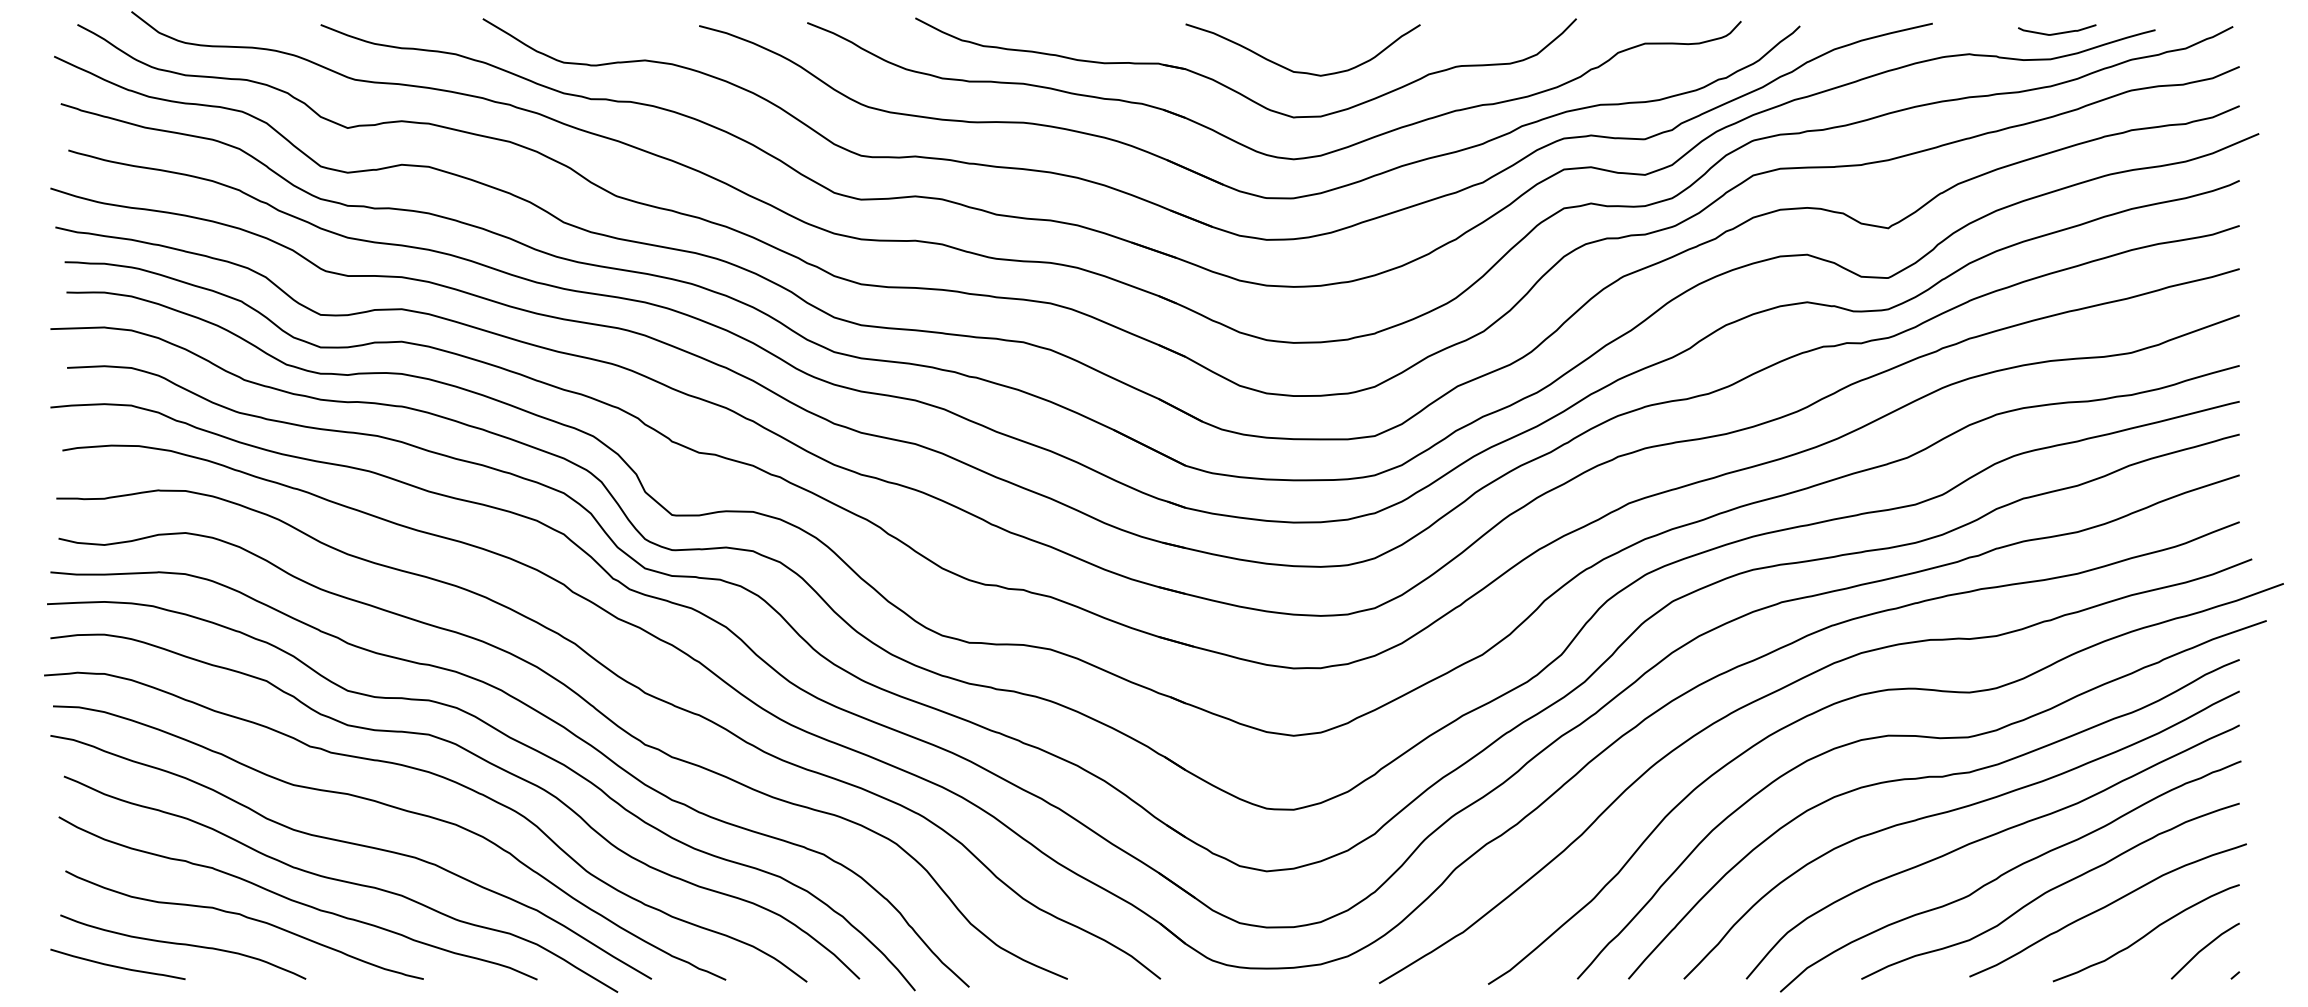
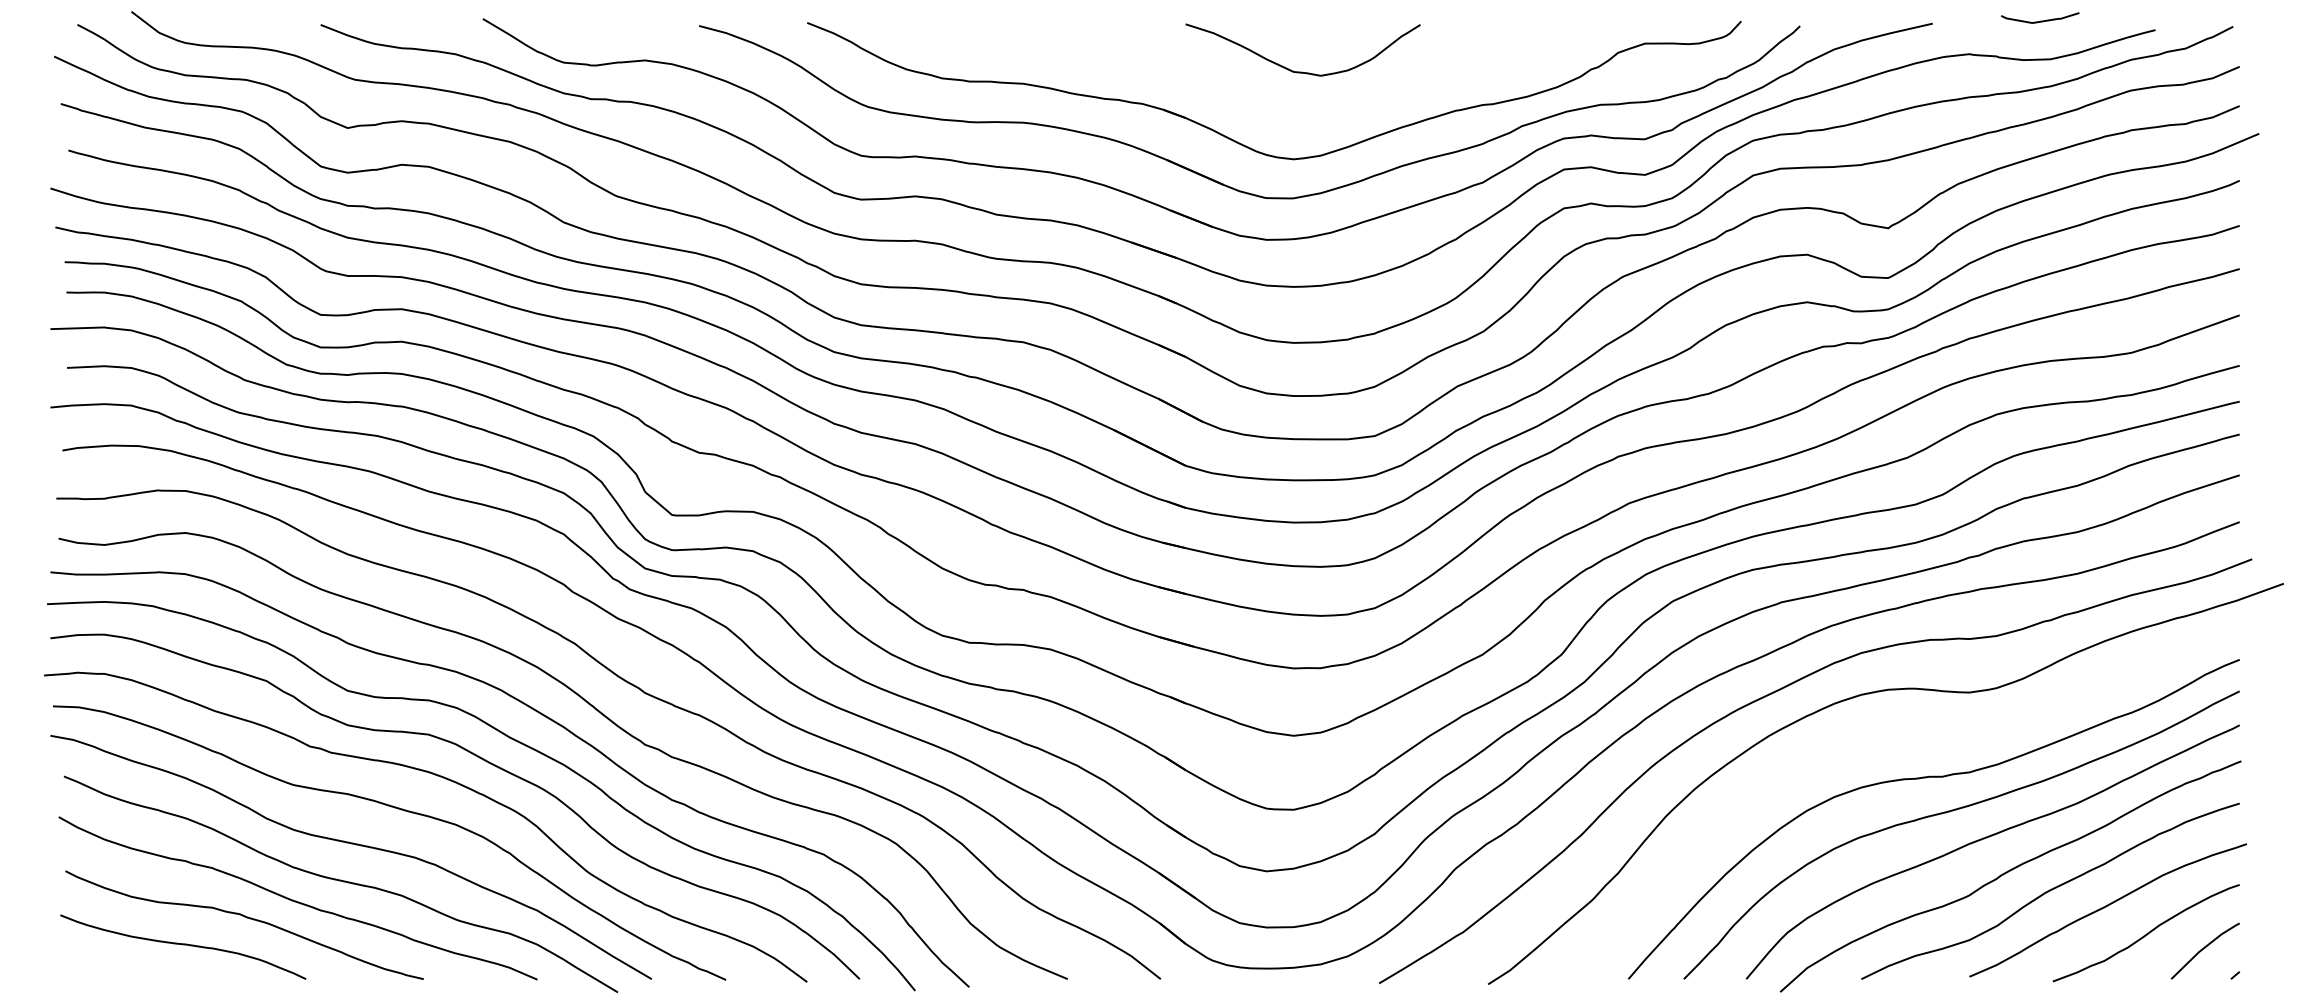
curve position: (2057, 32) -> (2040, 20) (2040, 20)
part: present -> none (1234, 89)
curve: present -> none (1928, 738)
curve: present -> none (116, 965)
